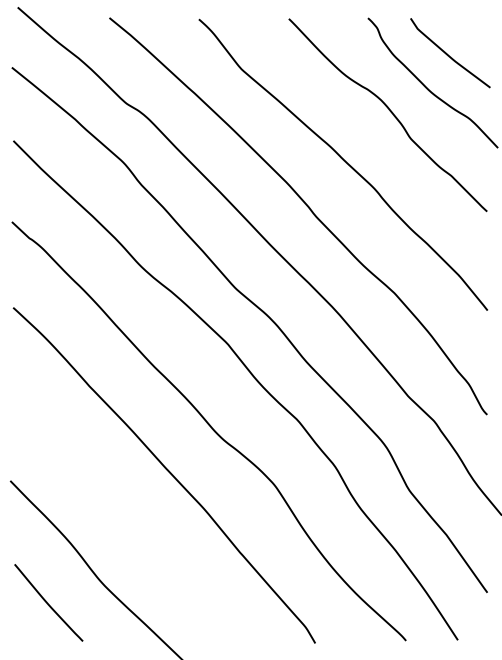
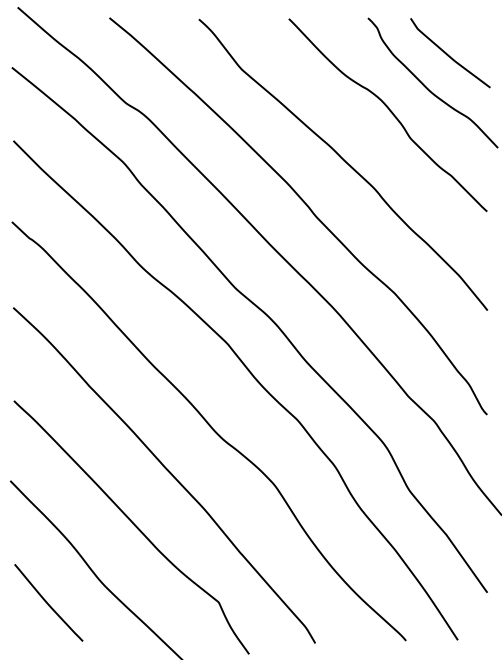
curve: none -> present (133, 525)
